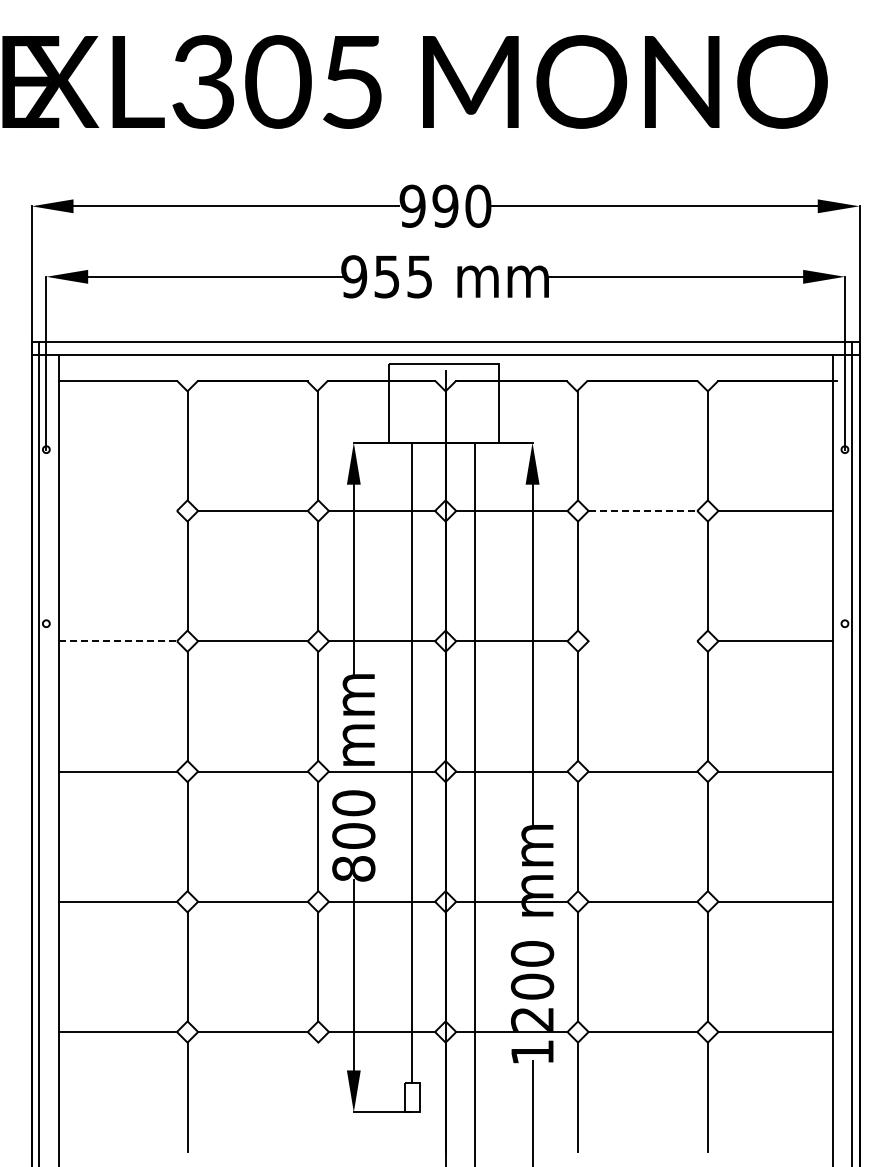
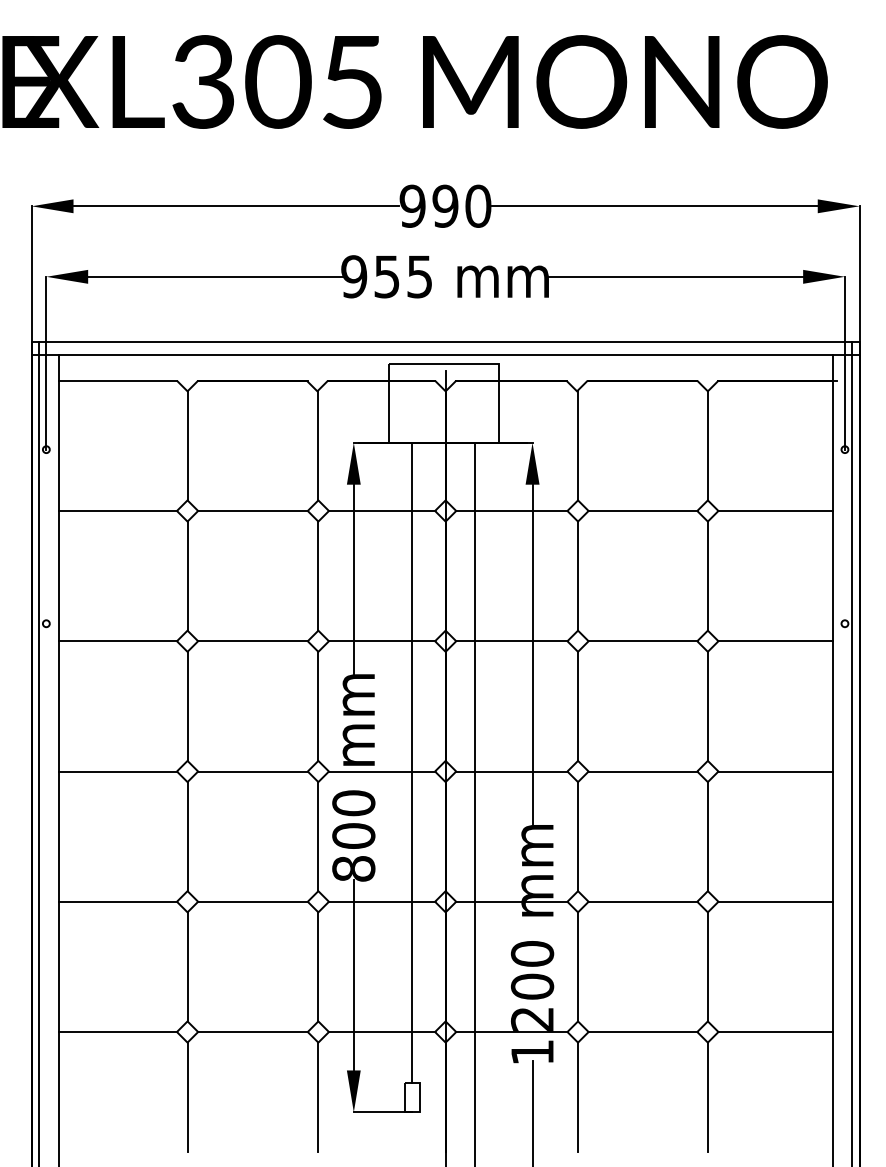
line: none -> present (117, 511)
line: dashed -> solid (643, 511)
line: dashed -> solid (118, 641)
line: none -> present (642, 641)
line: none -> present (318, 1096)
